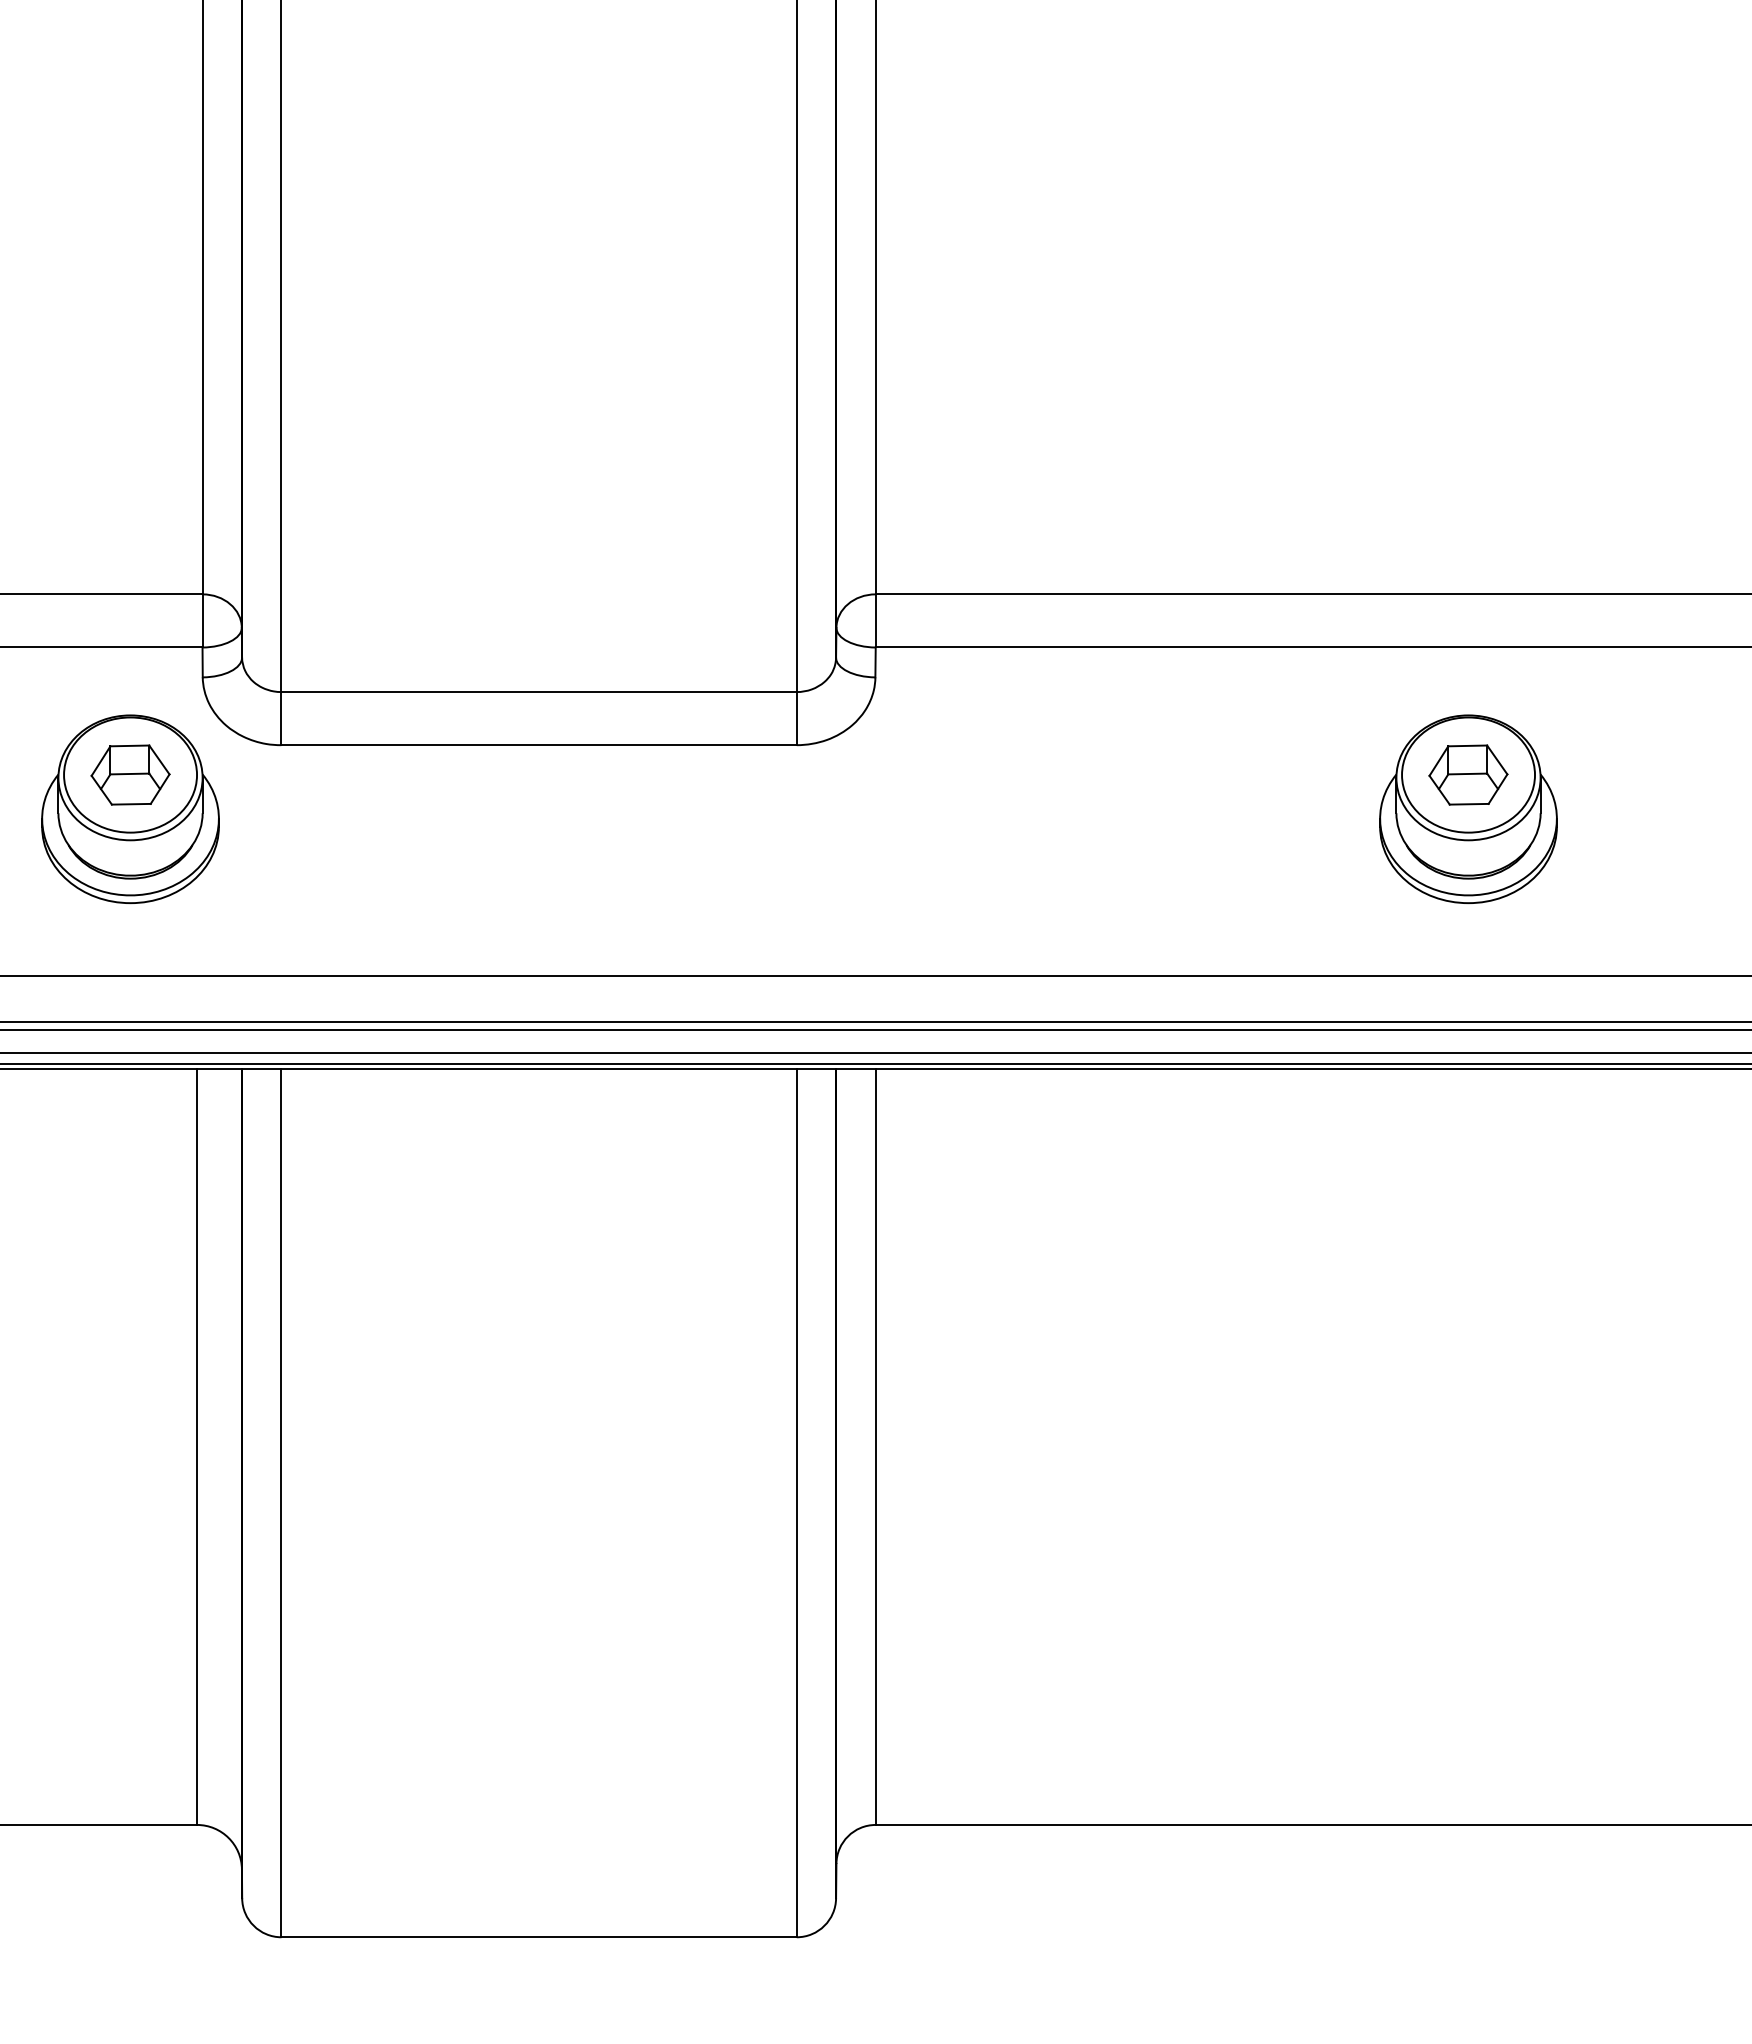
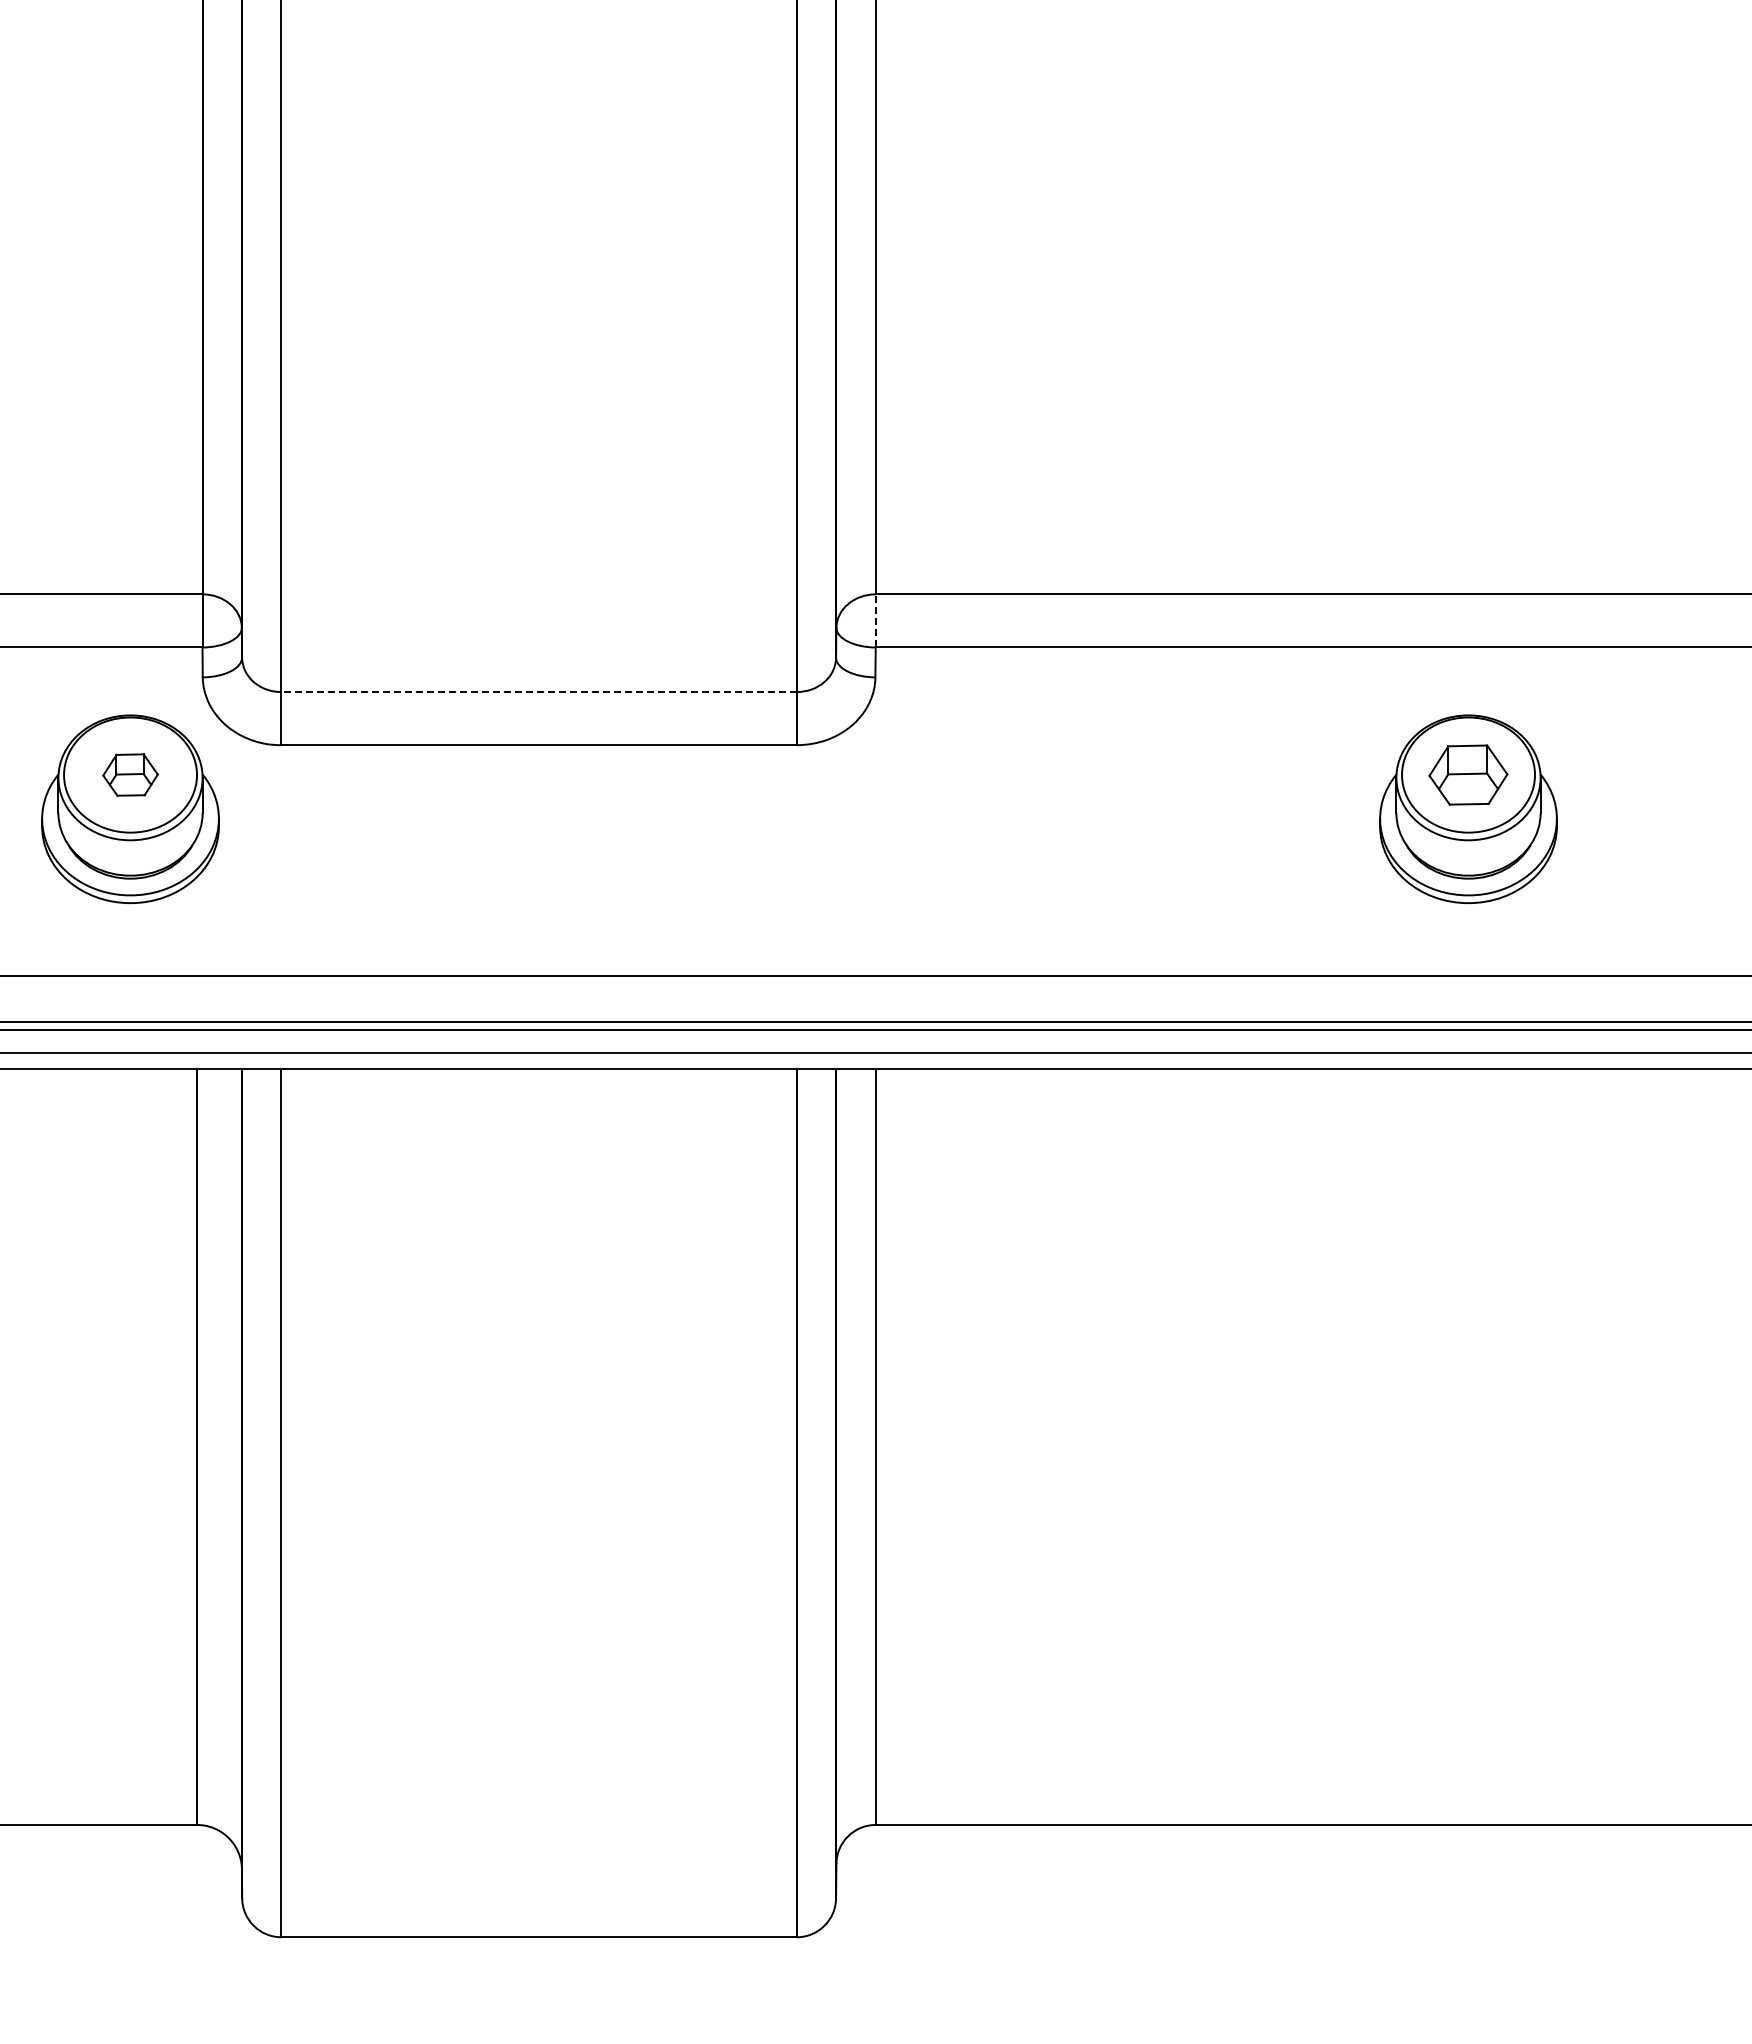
line: solid -> dashed (875, 620)
line: solid -> dashed (539, 692)
part size: 81x62 px -> 57x44 px (130, 774)
line: present -> none (875, 1064)
